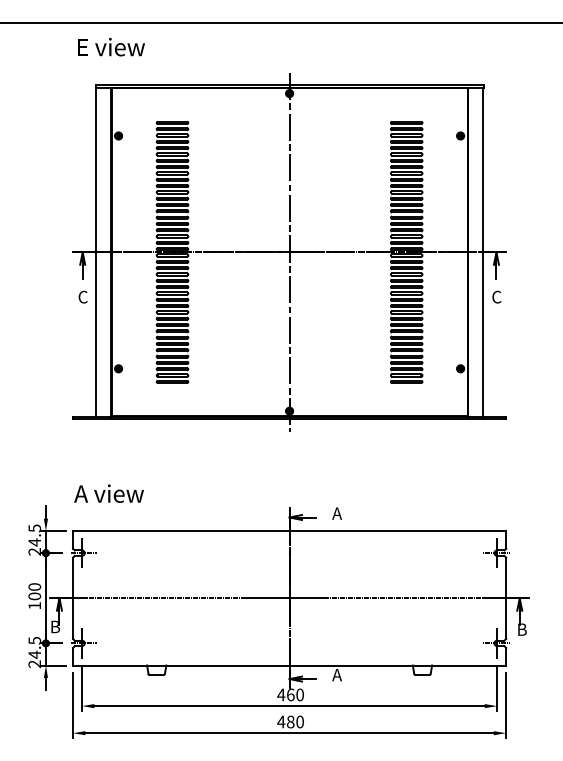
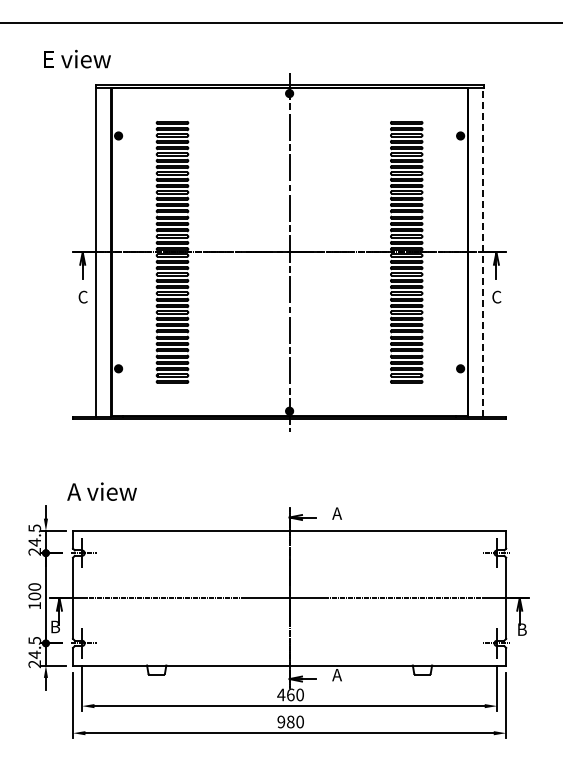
text position: (111, 46) -> (77, 58) (77, 58)
line: solid -> dashed (483, 251)
text position: (108, 493) -> (101, 491) (101, 491)
text: 480 -> 980 (281, 721)
